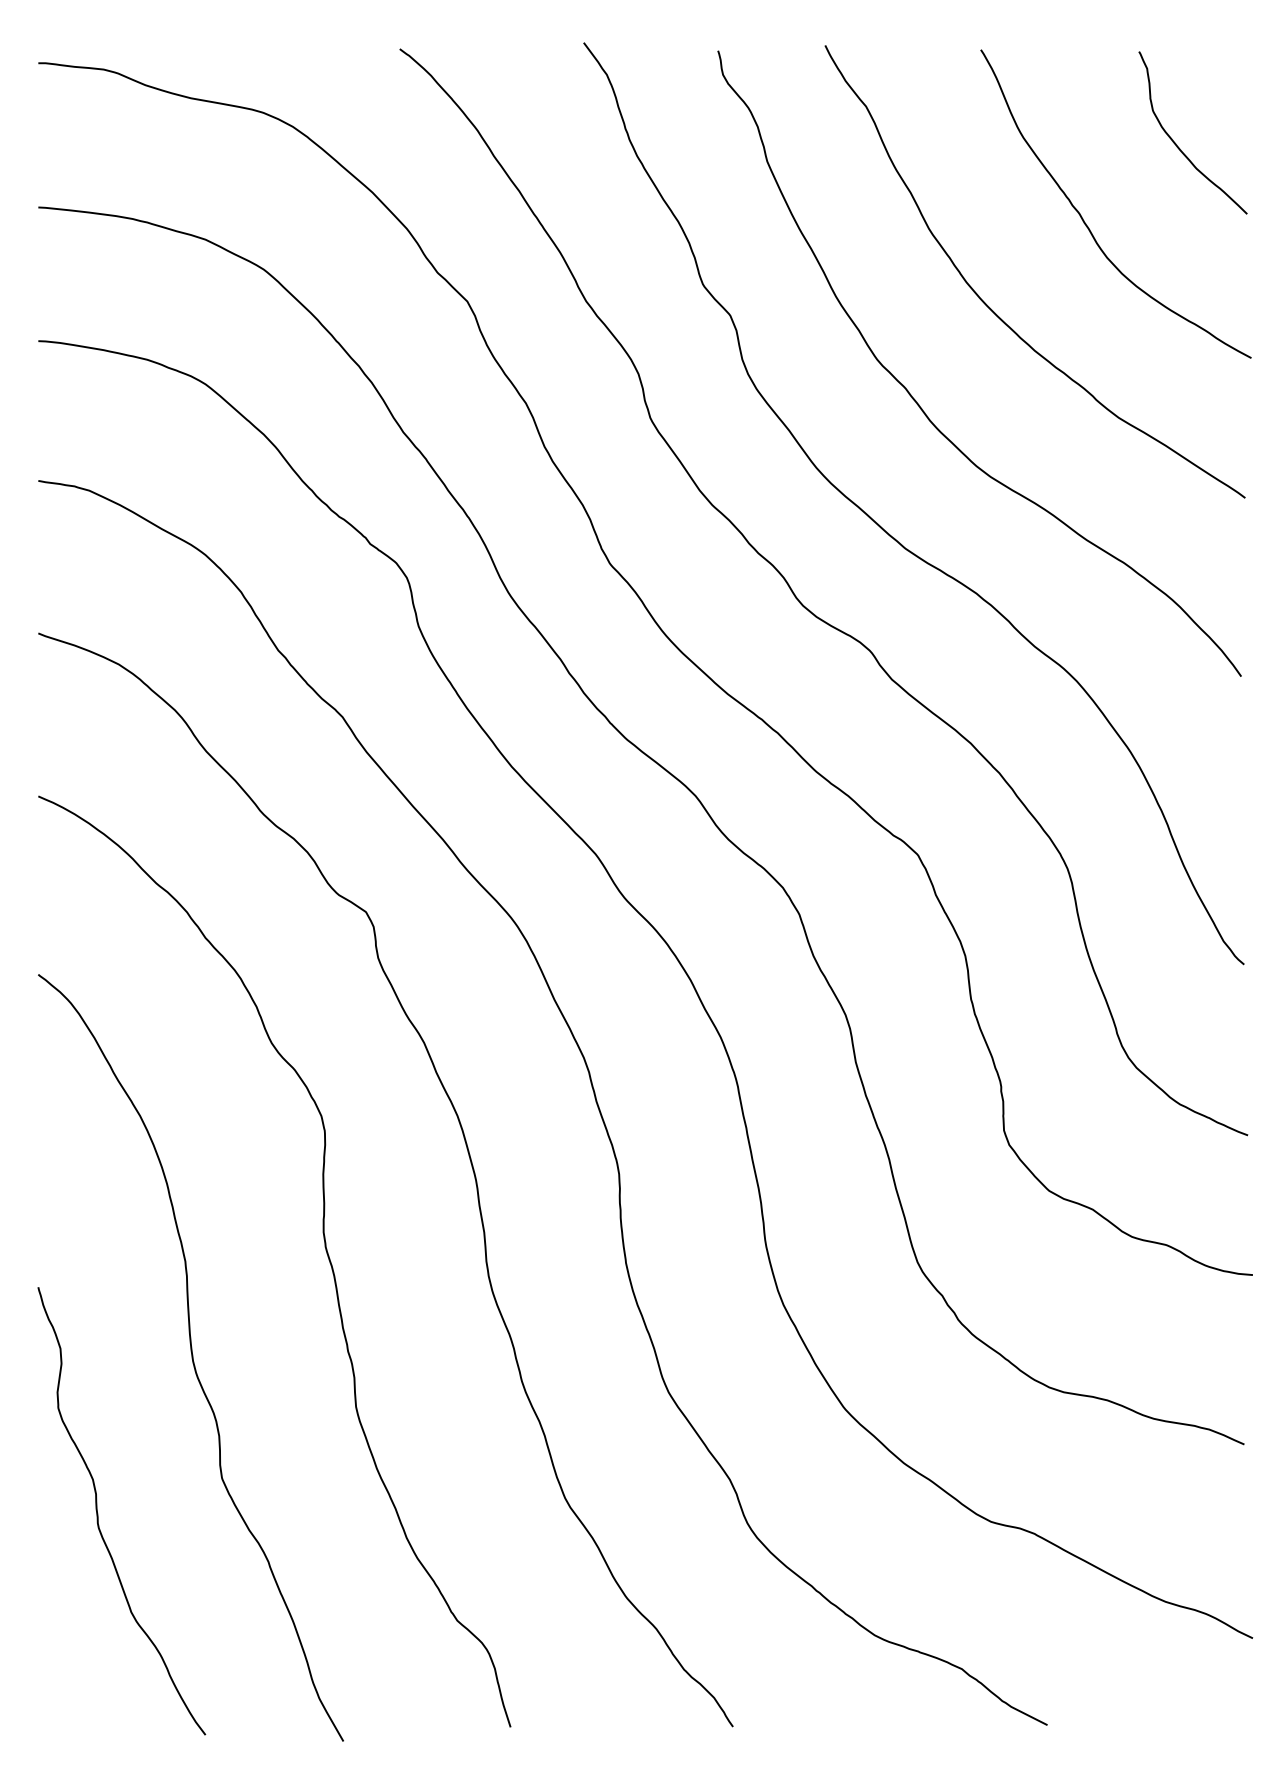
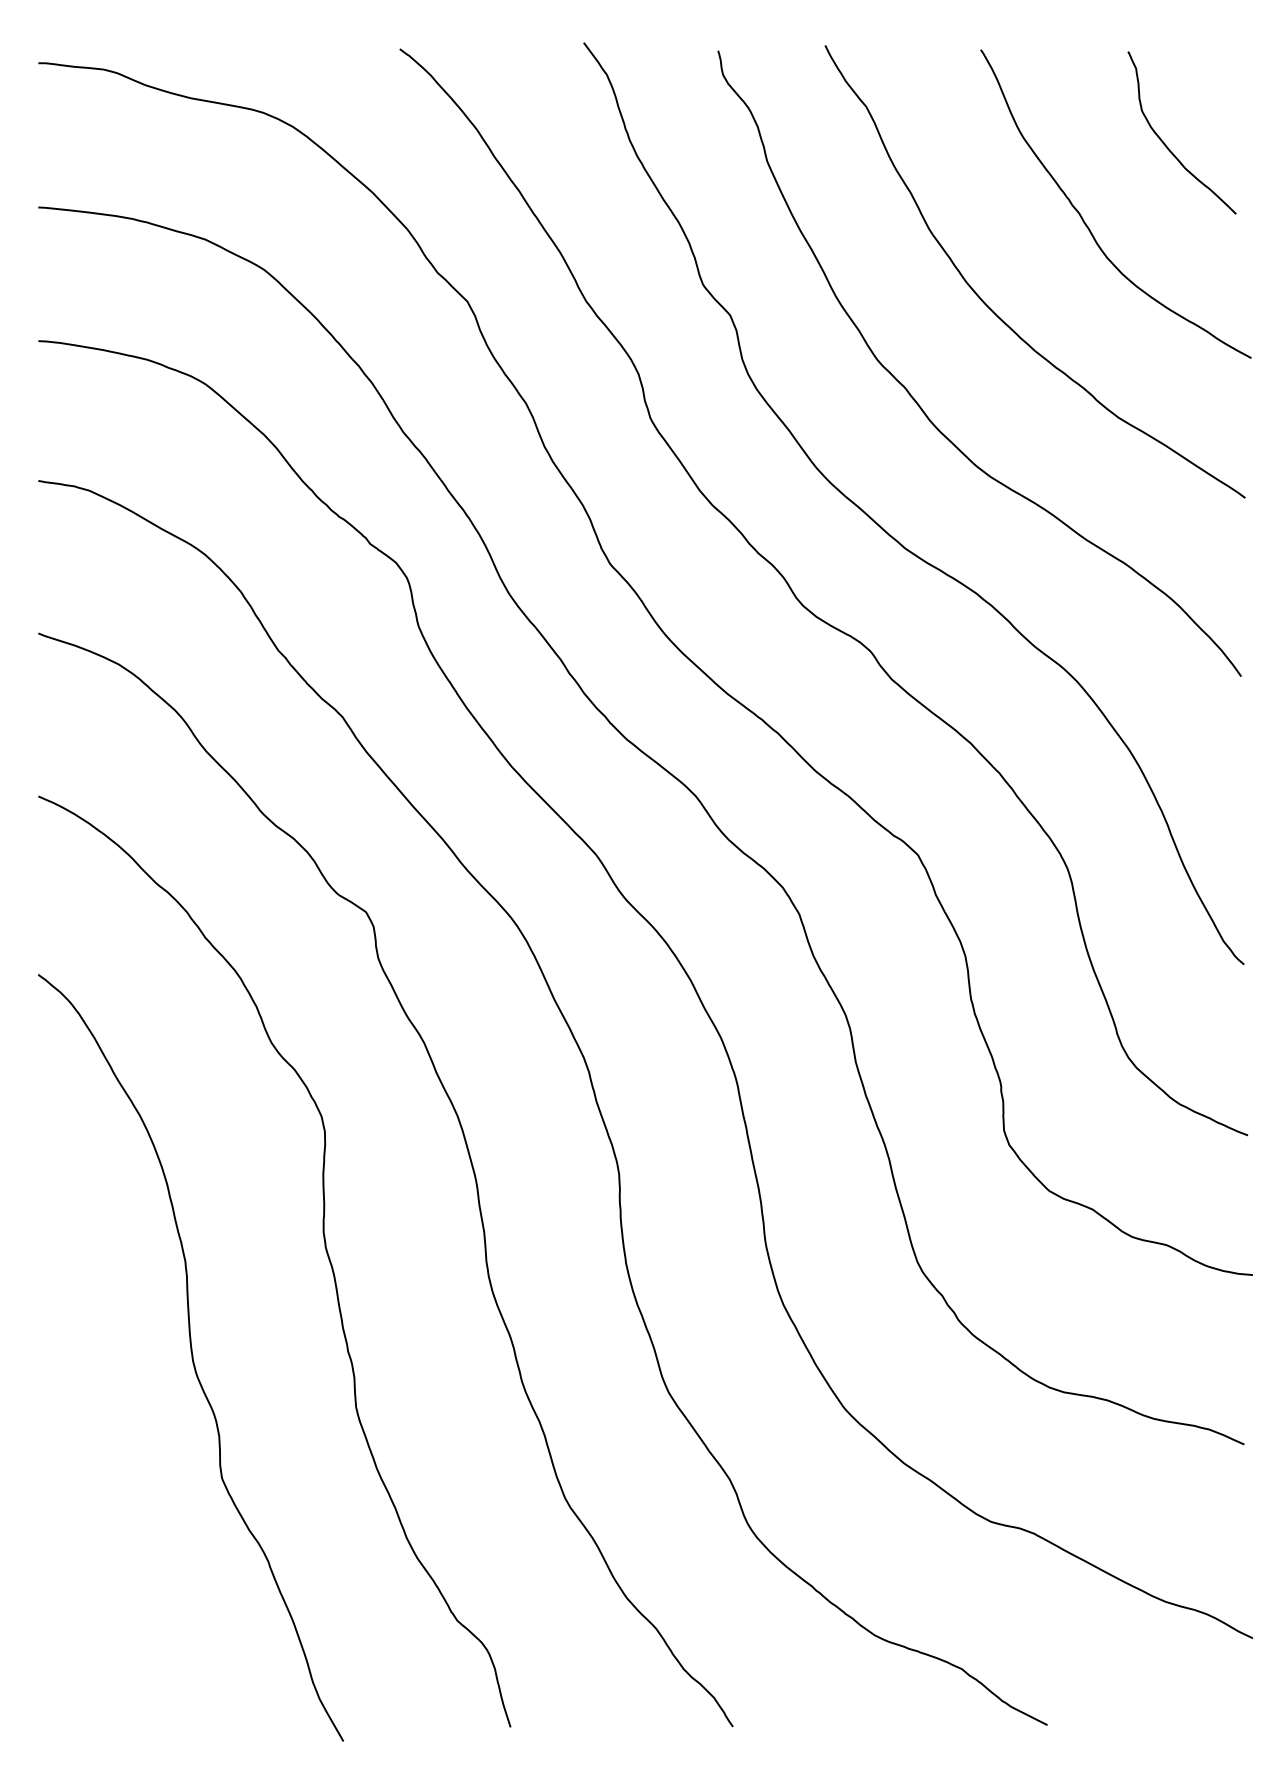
curve position: (1176, 143) -> (1165, 143) (1165, 143)
curve: present -> none (98, 1513)
